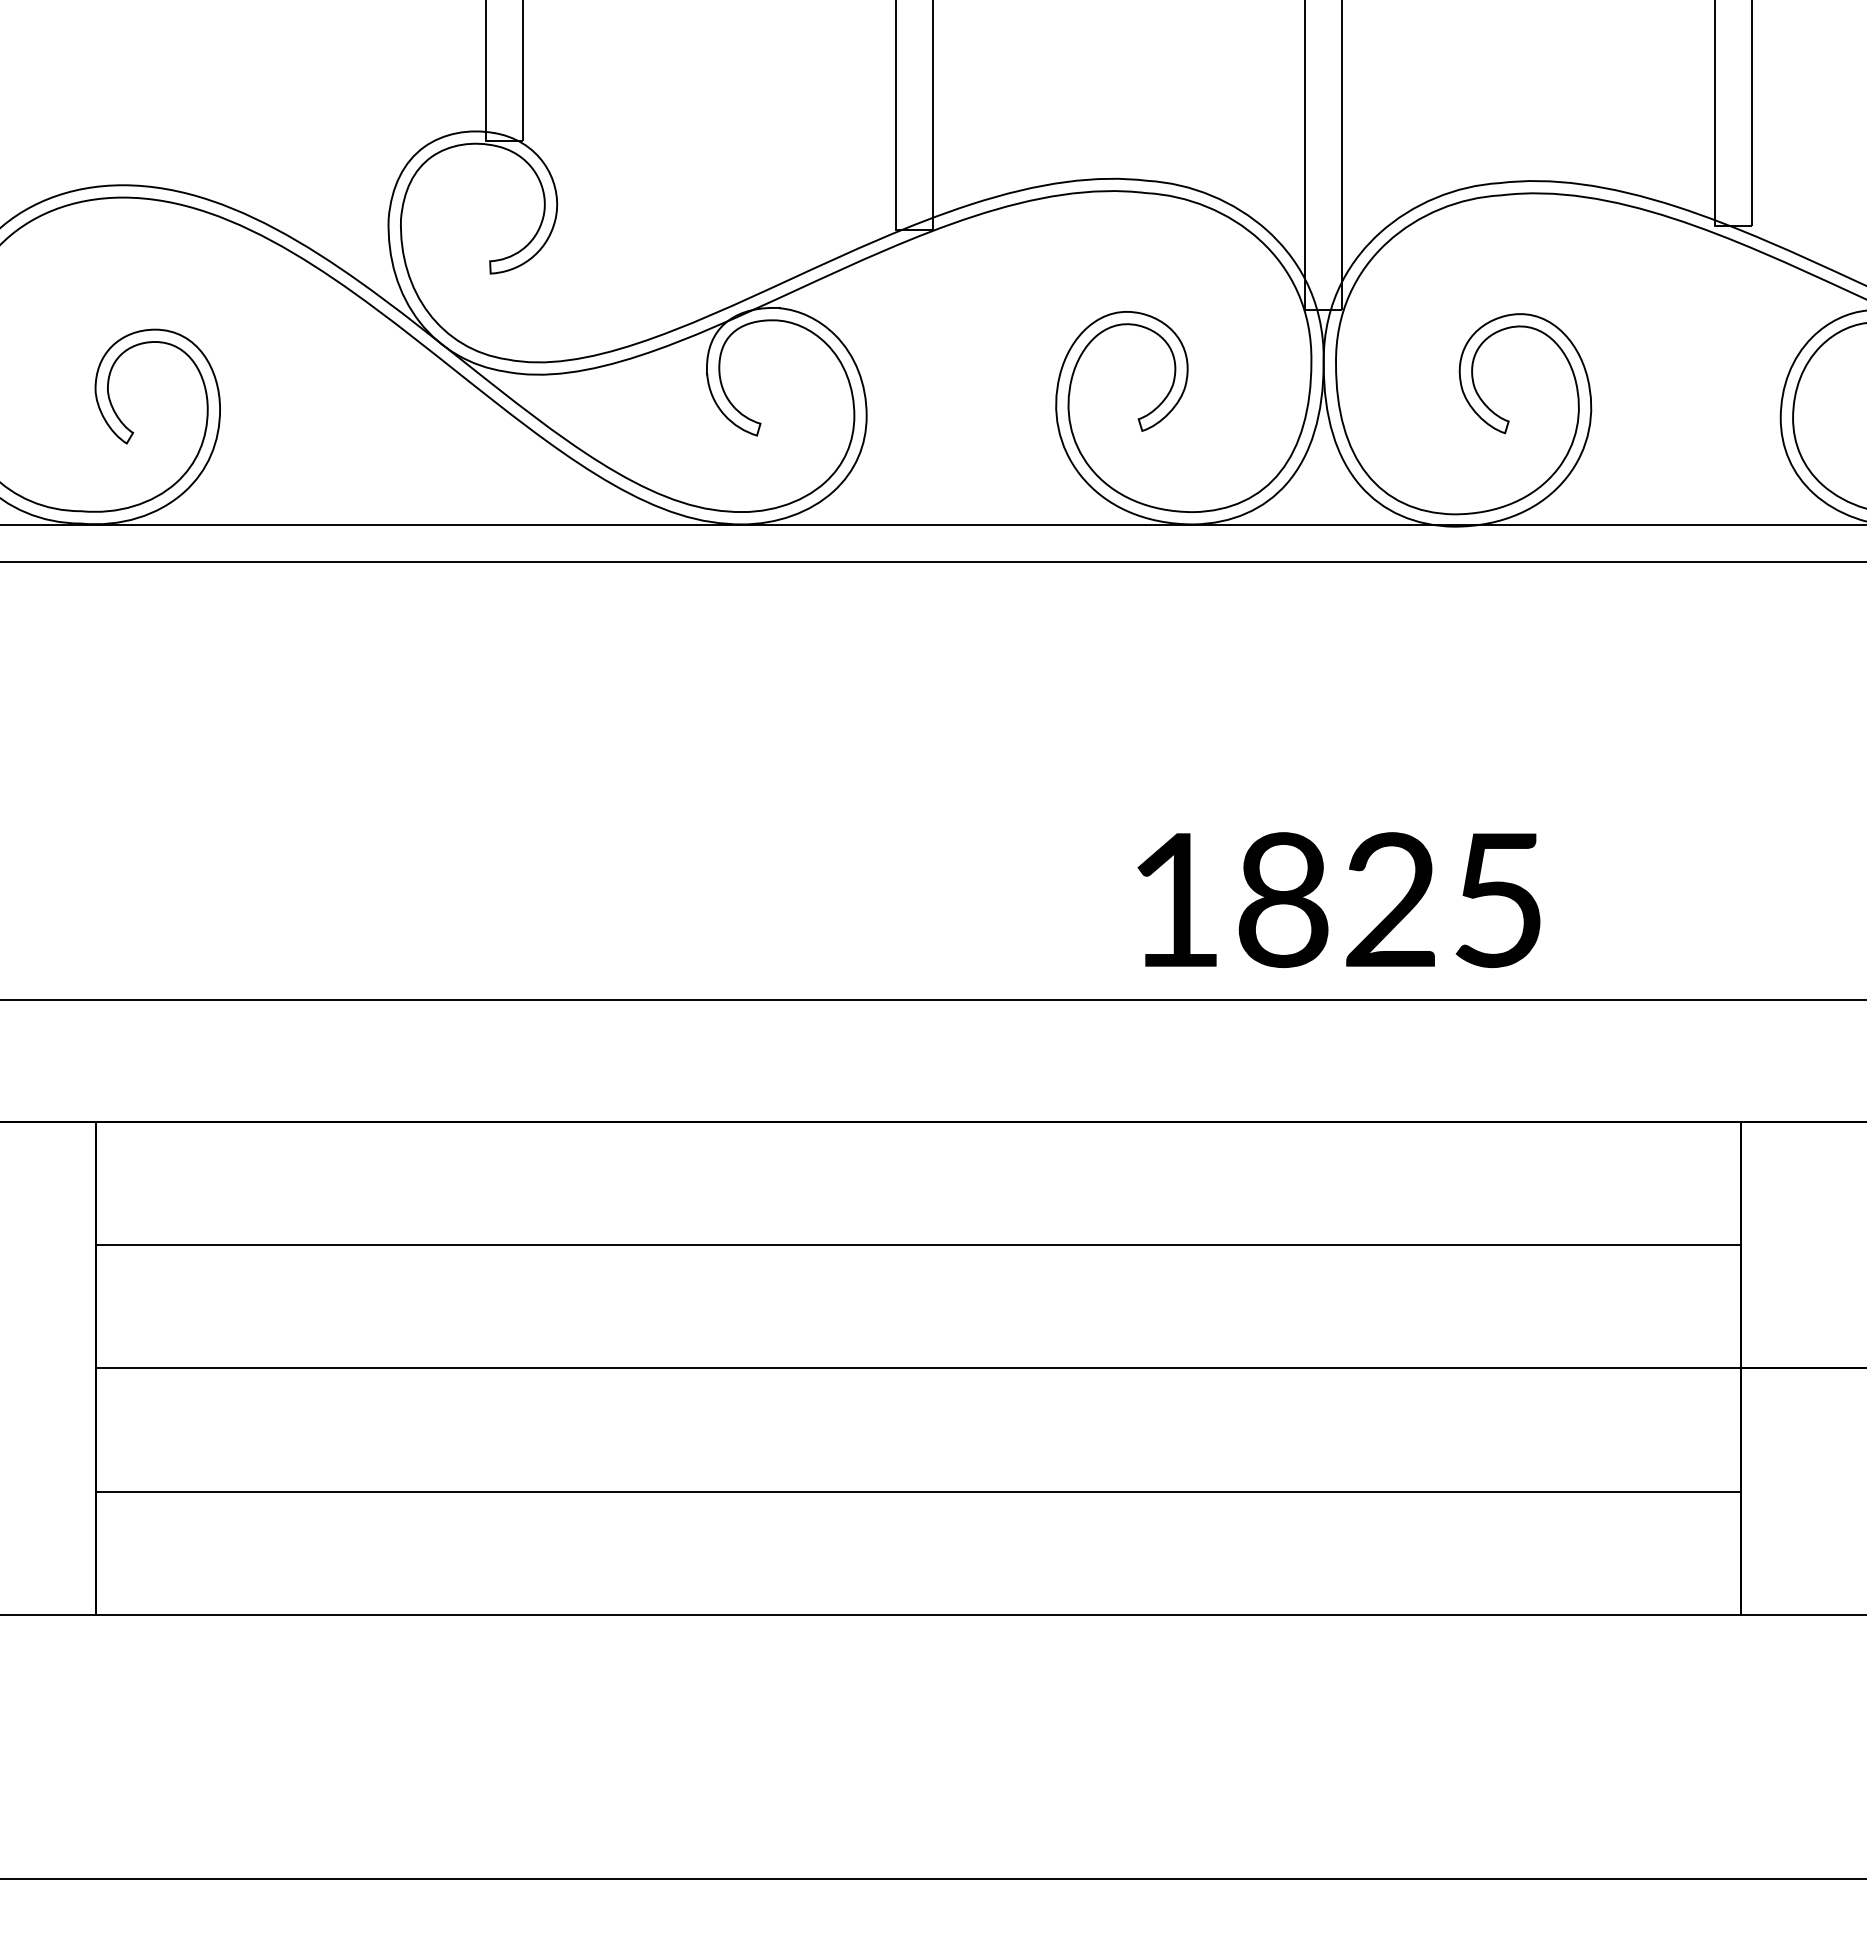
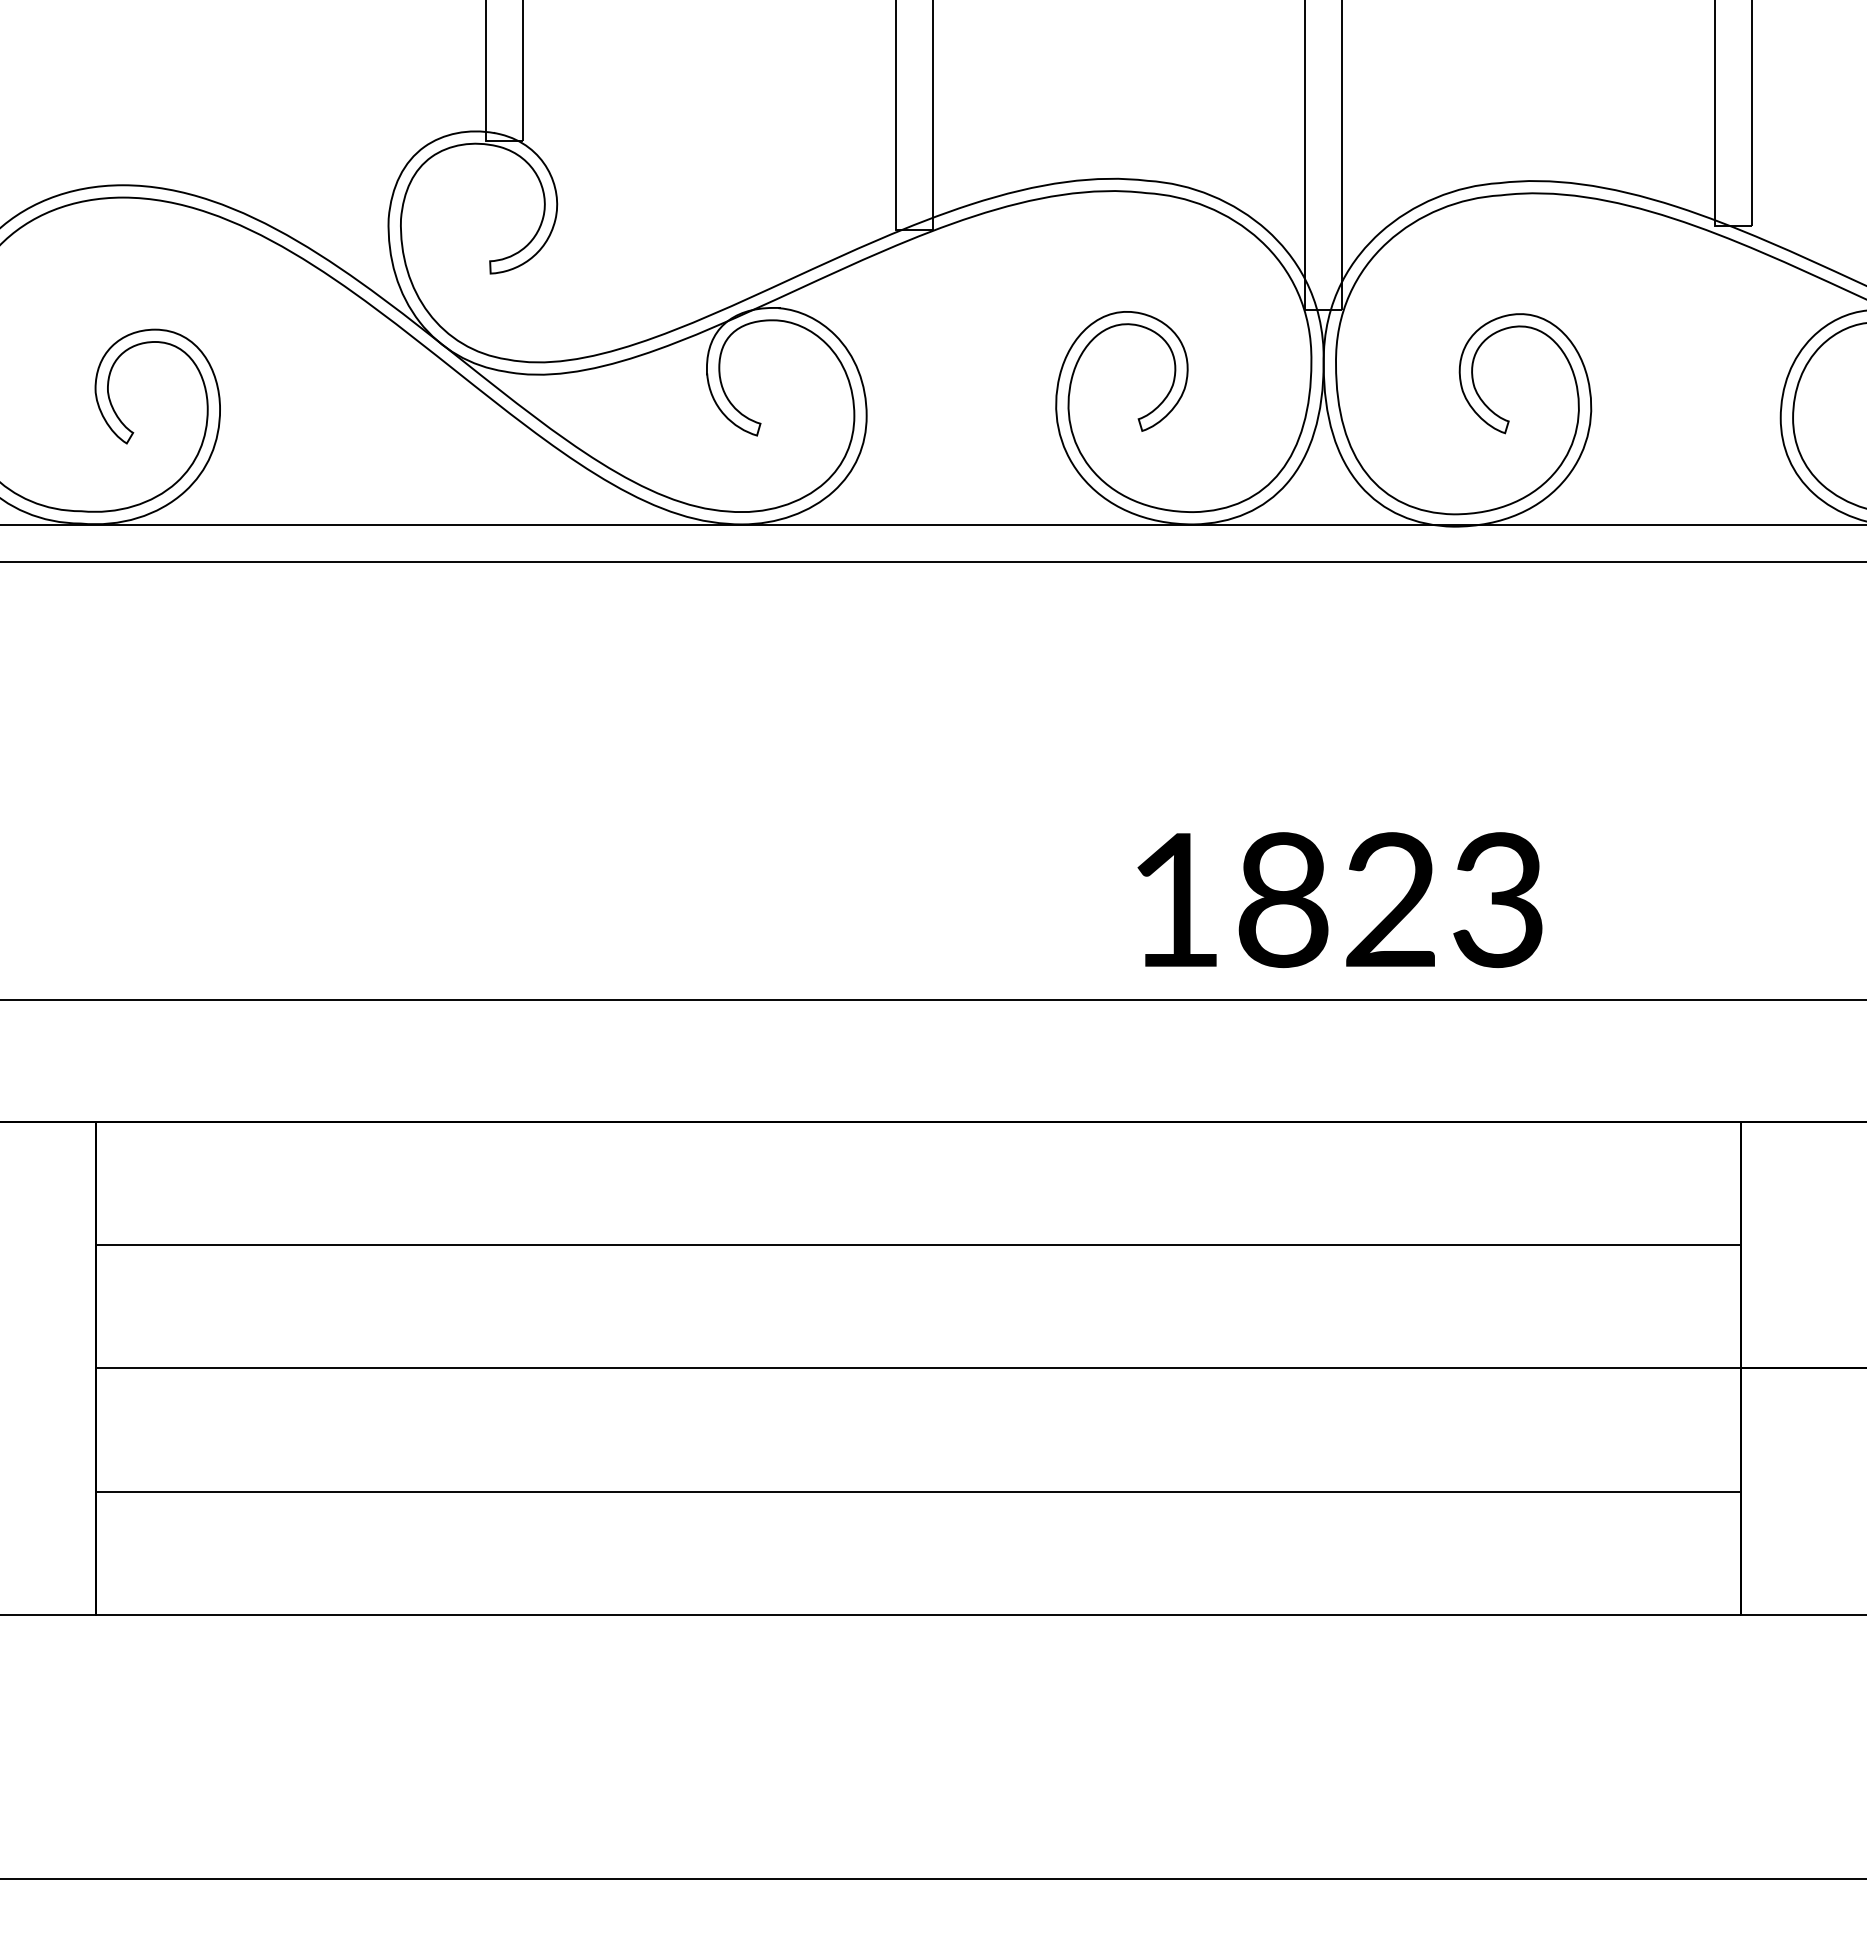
text: 1825 -> 1823 (1497, 900)
